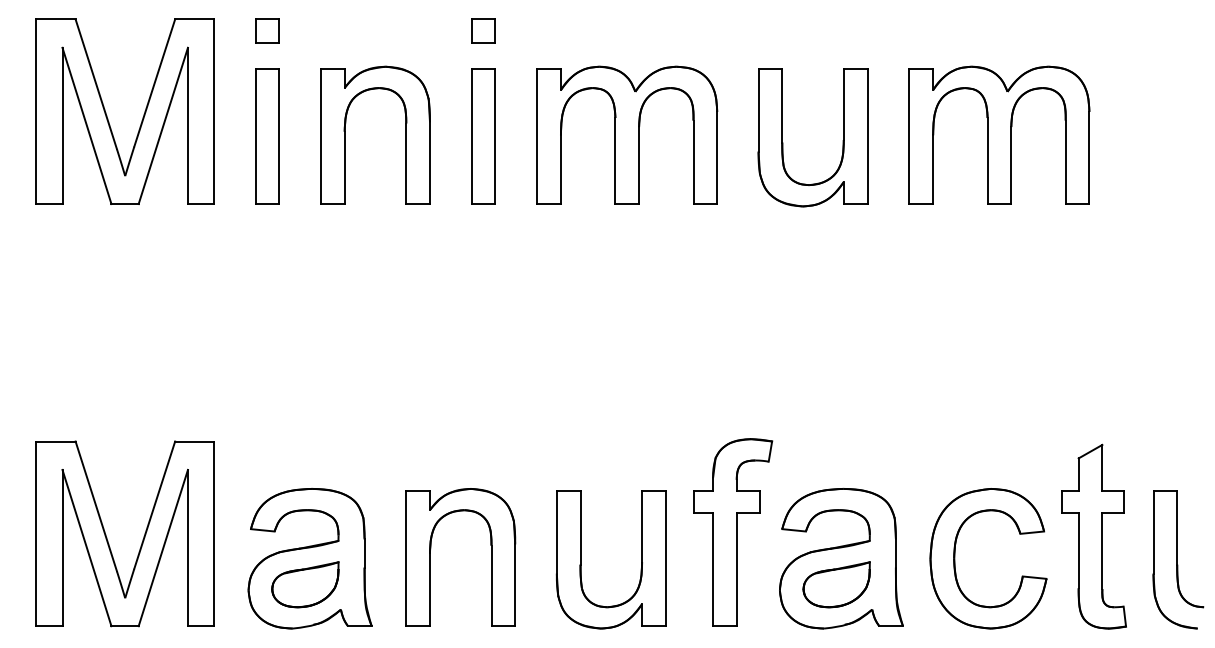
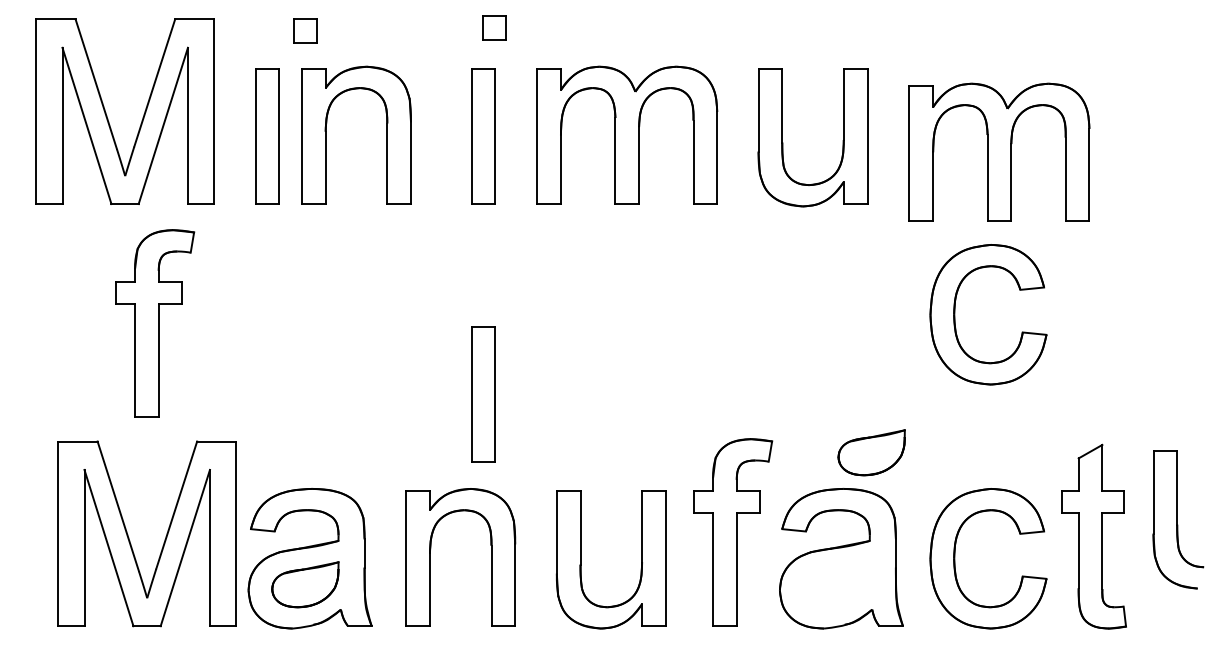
part position: (267, 30) -> (305, 30) (305, 30)
part position: (483, 30) -> (494, 27) (494, 27)
part position: (345, 134) -> (326, 134) (326, 134)
part position: (999, 134) -> (999, 151) (999, 151)
part: none -> present (955, 314)
part: none -> present (155, 323)
part: none -> present (483, 394)
part position: (107, 537) -> (129, 537) (129, 537)
part position: (1178, 559) -> (1178, 519) (1178, 519)
part position: (836, 584) -> (871, 452) (871, 452)
